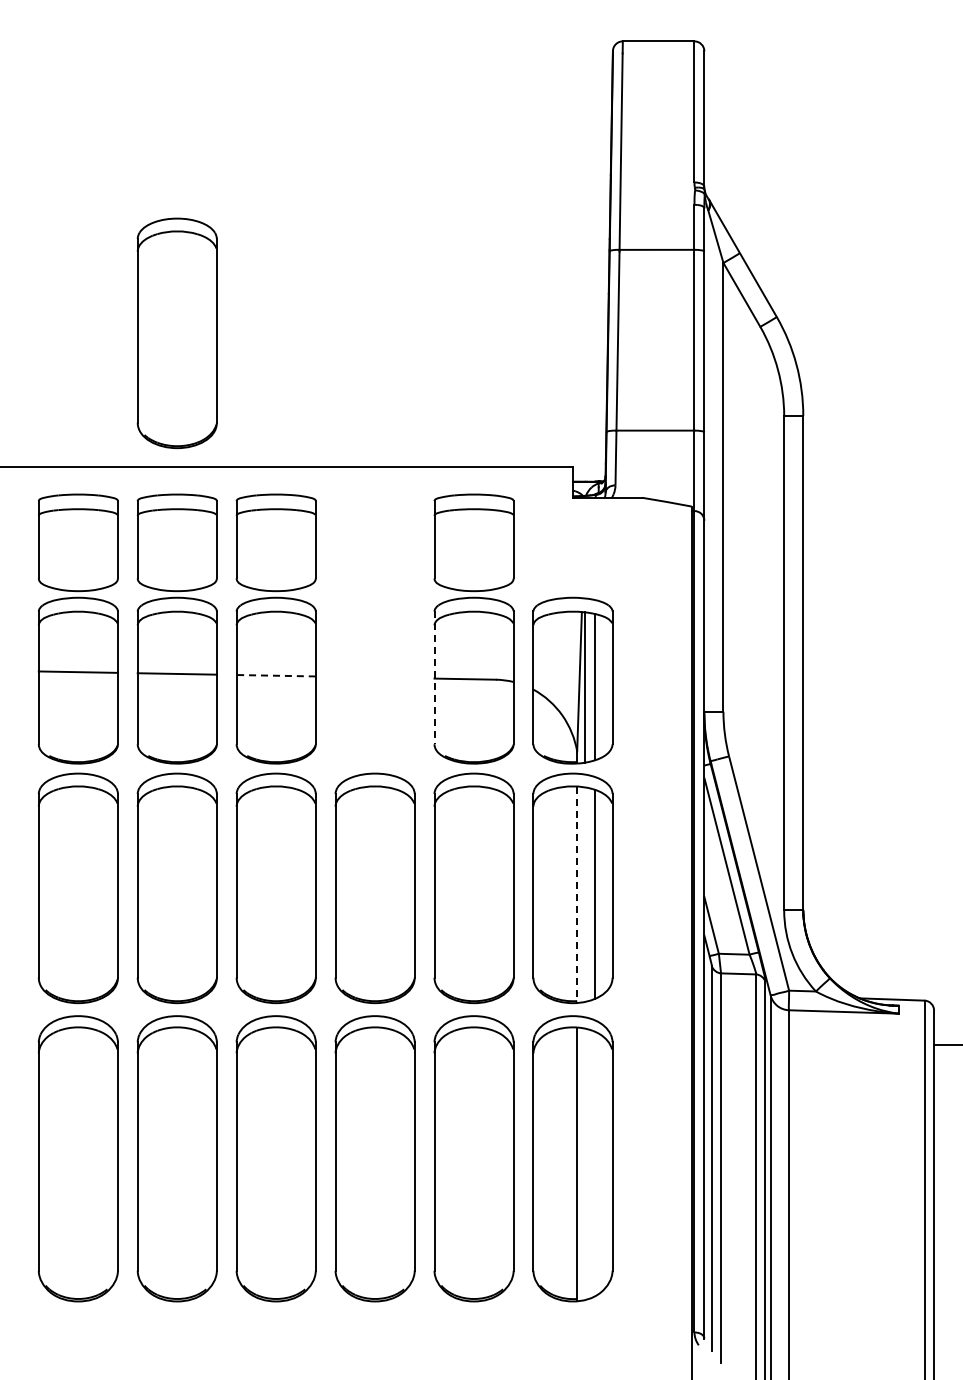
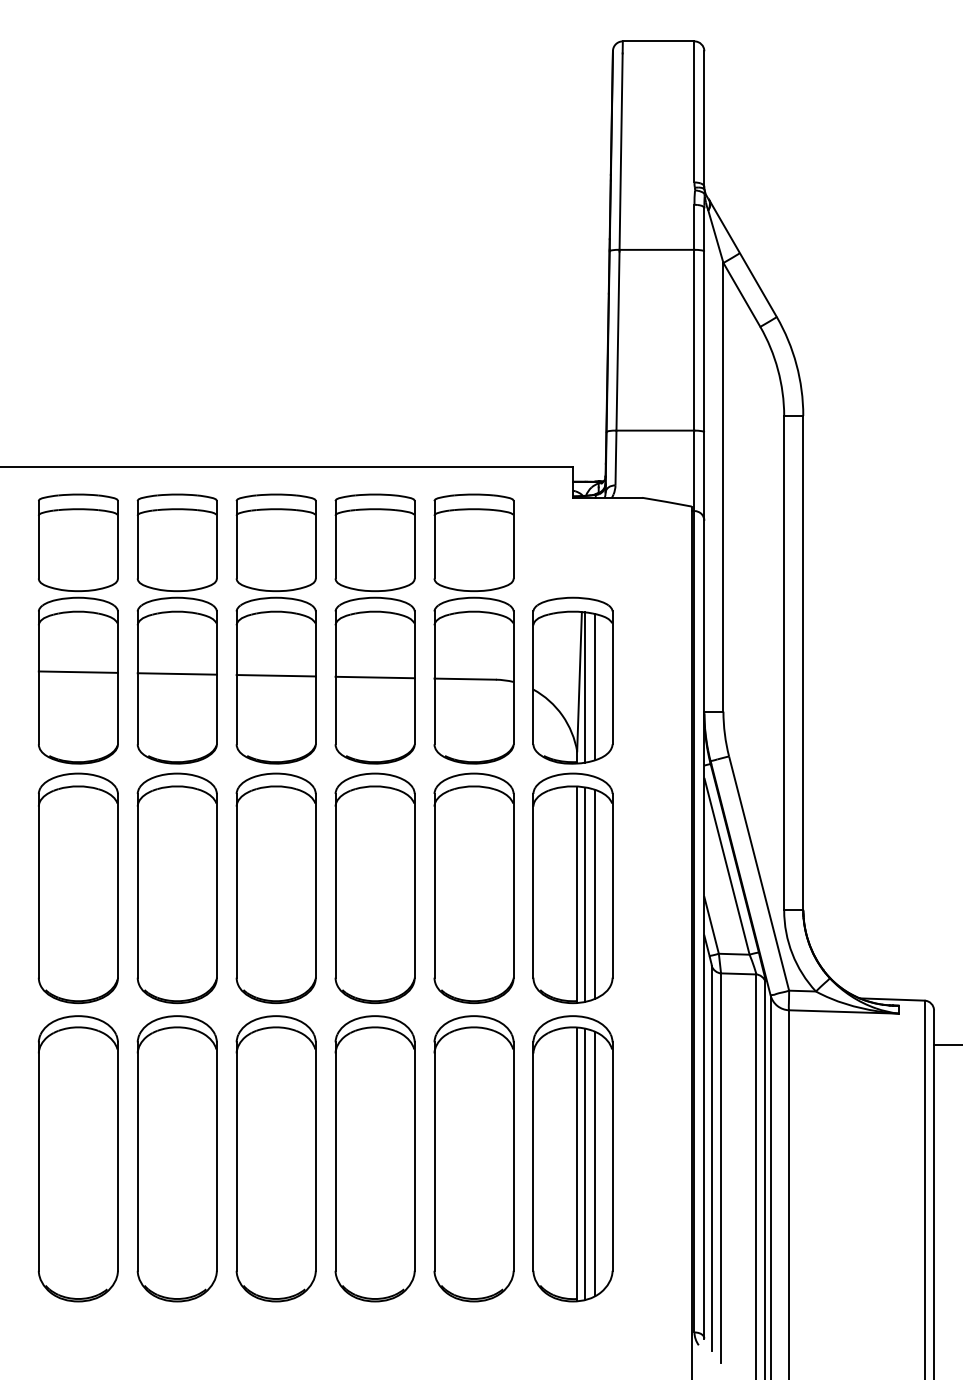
part: present -> none (176, 333)
part: none -> present (374, 628)
line: dashed -> solid (276, 675)
line: dashed -> solid (434, 678)
line: none -> present (585, 894)
line: dashed -> solid (577, 895)
line: none -> present (585, 1163)
line: none -> present (595, 1163)
